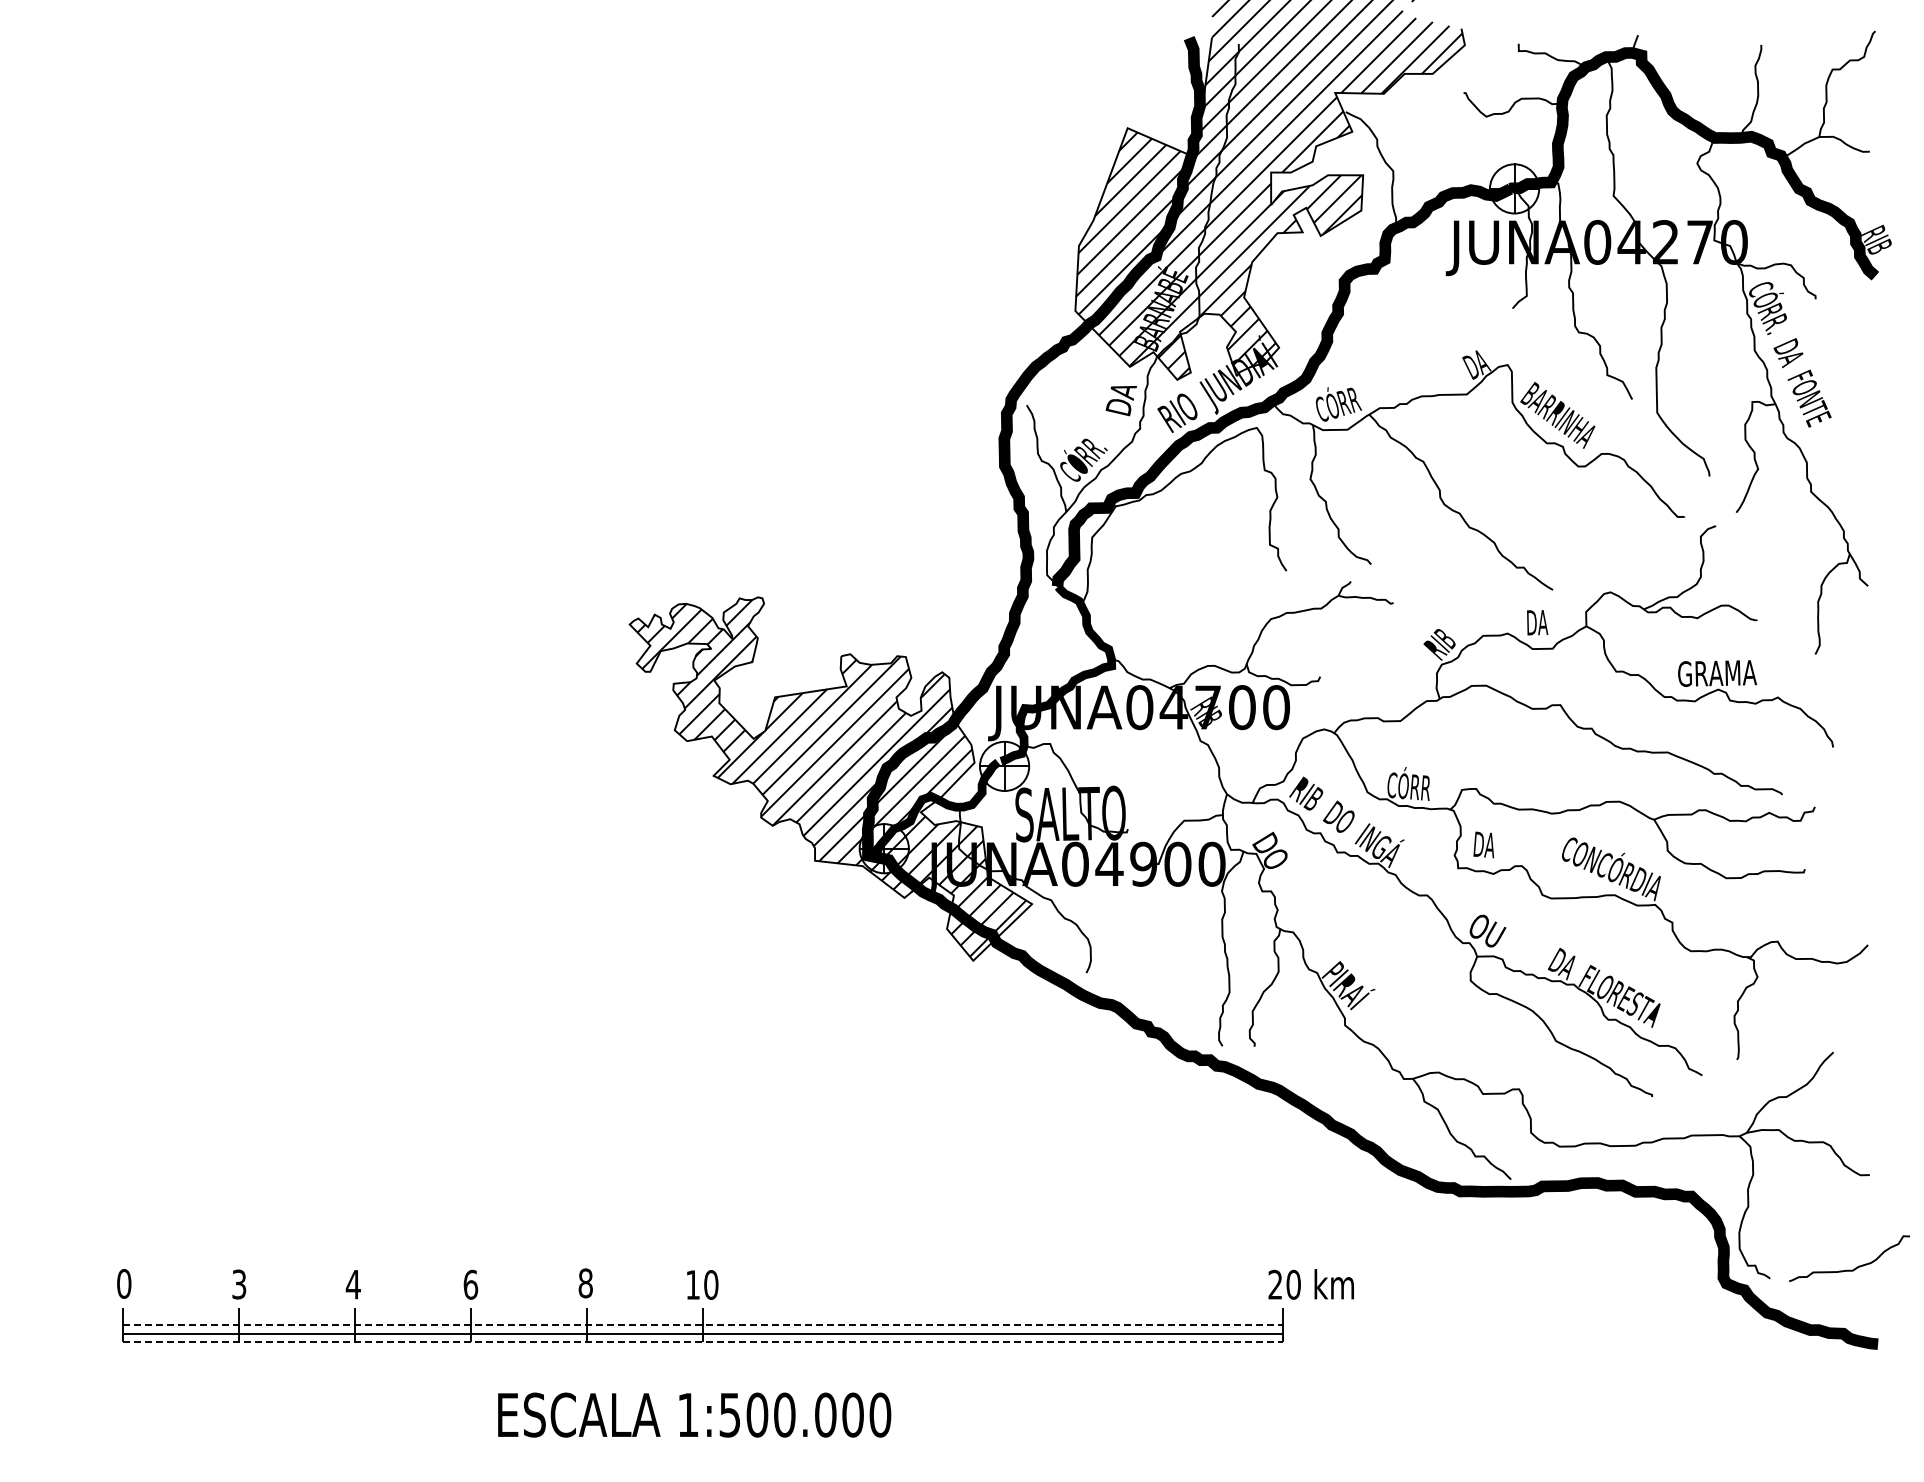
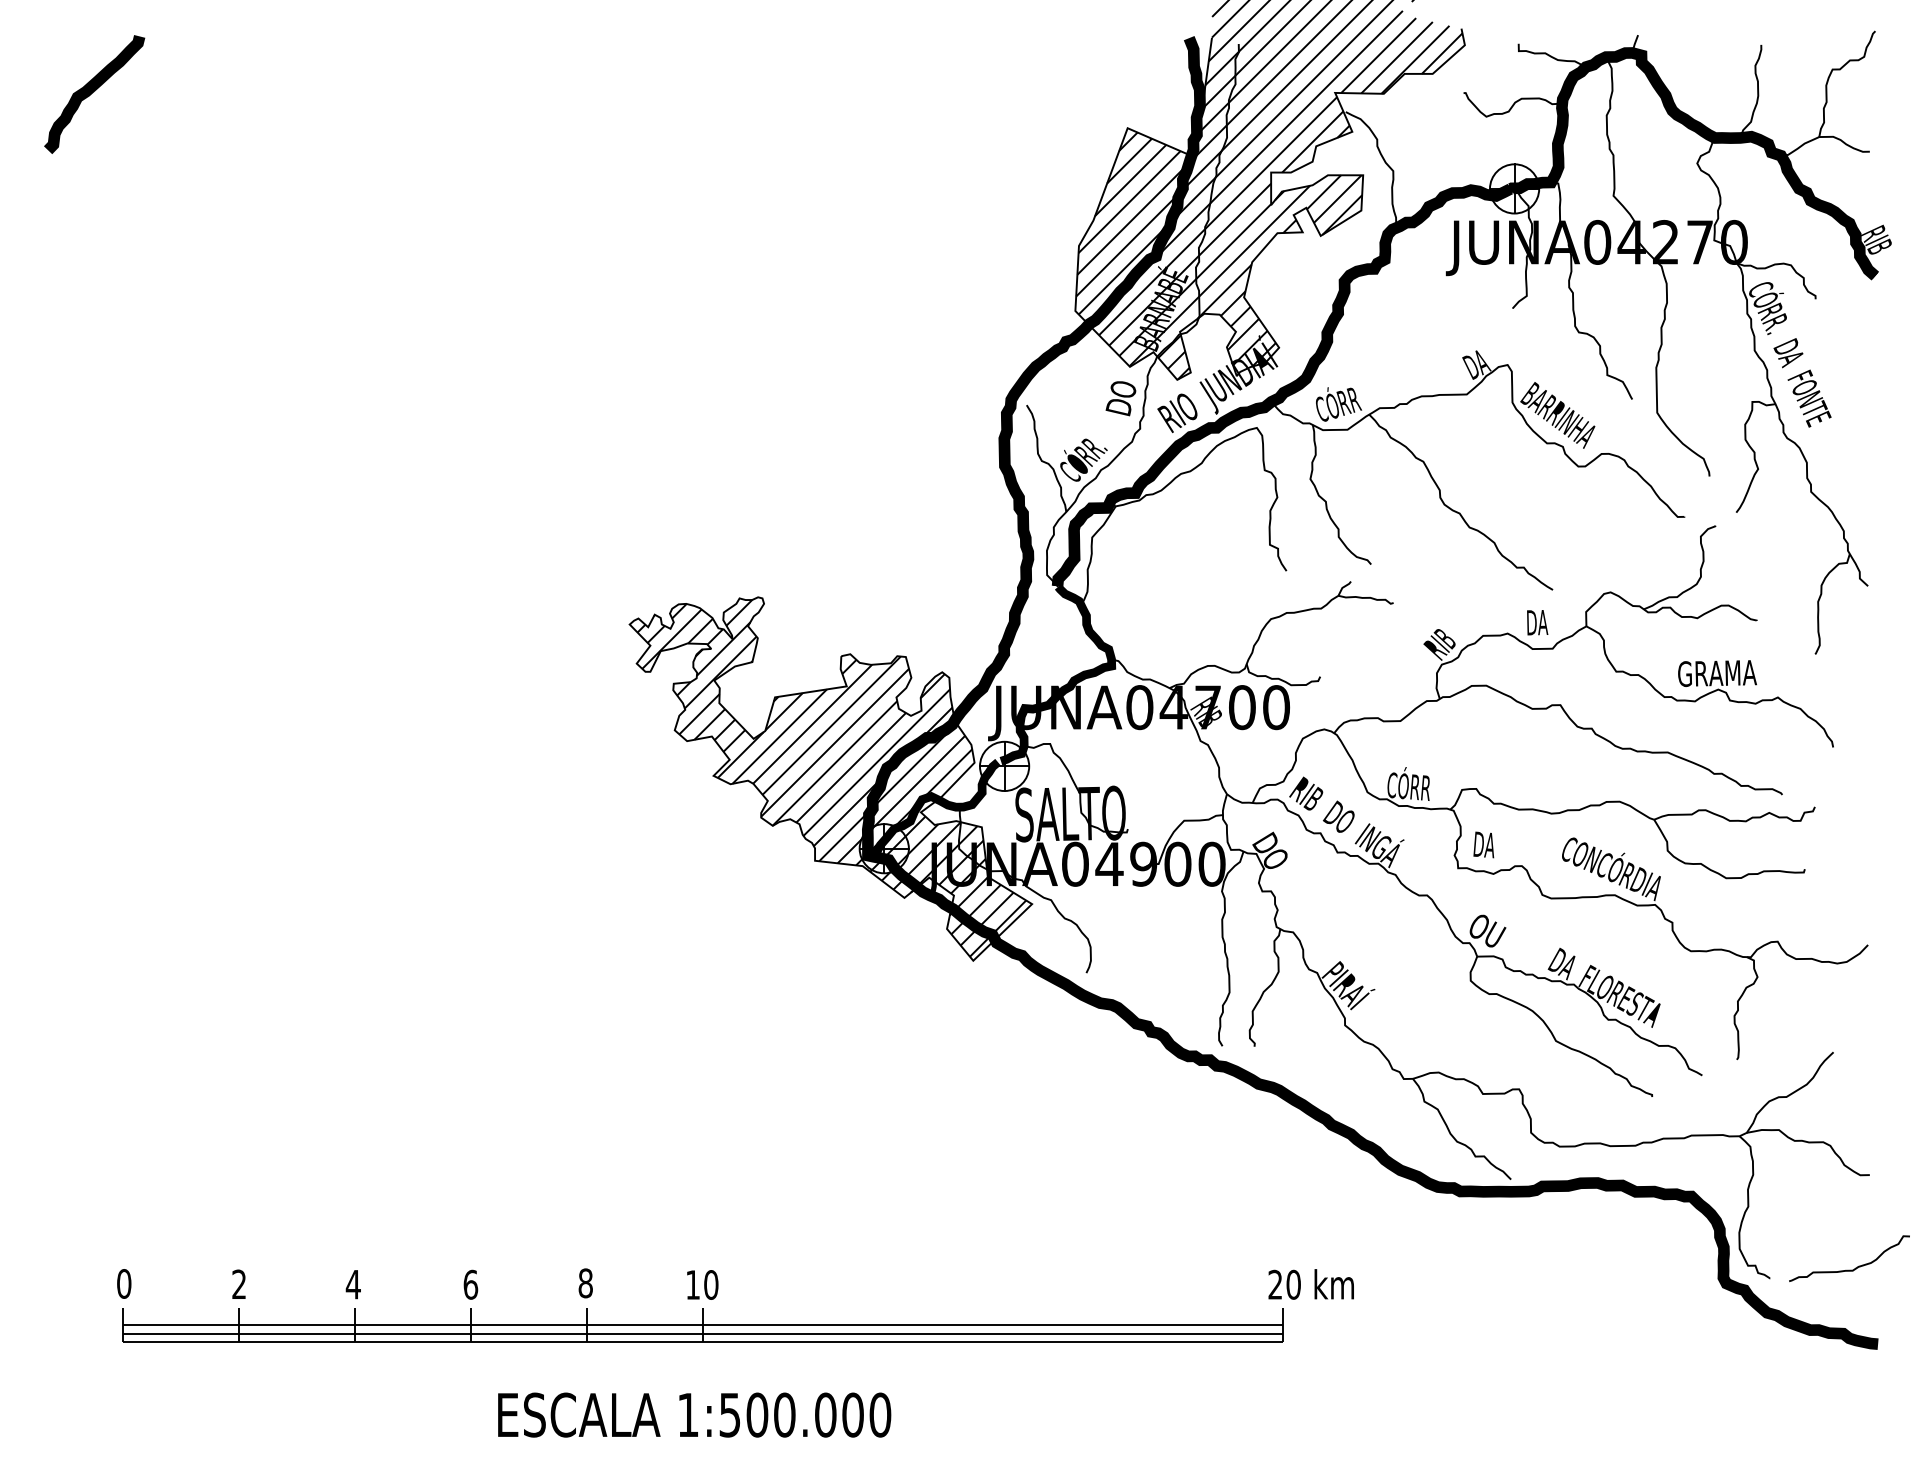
curve: none -> present (93, 92)
text: DA -> DO (1123, 390)
text: 3 -> 2 (239, 1284)
line: dashed -> solid (703, 1325)
line: dashed -> solid (703, 1342)
